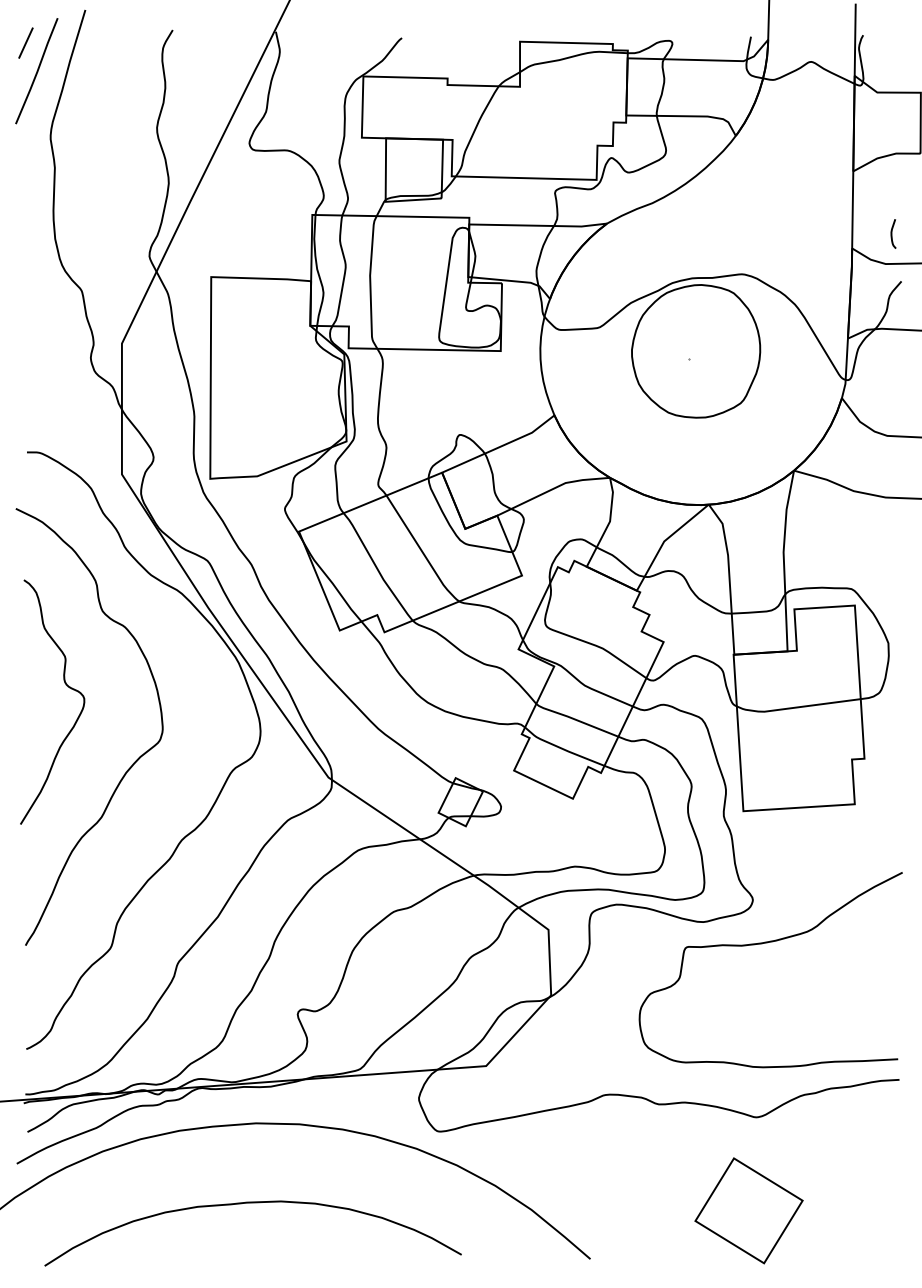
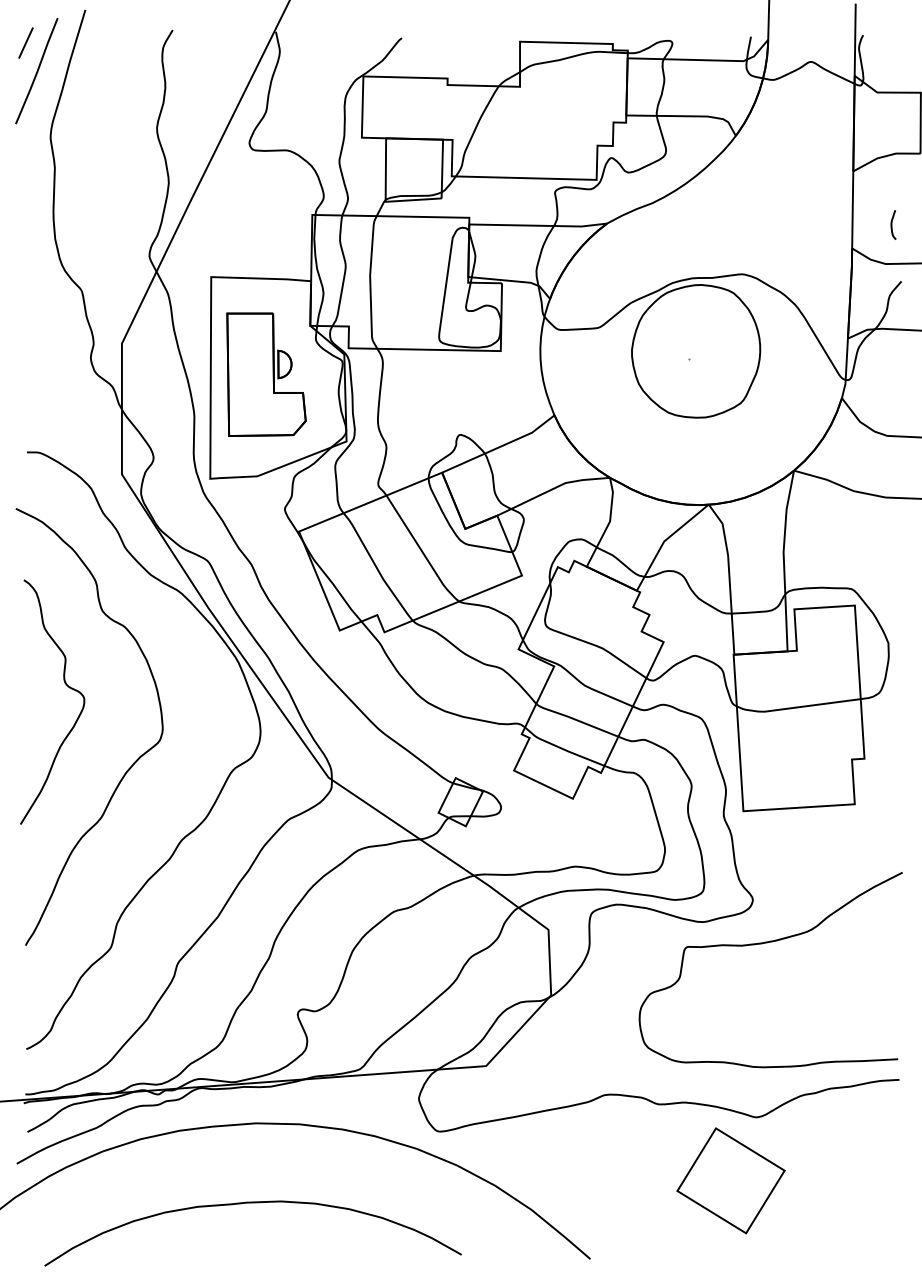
curve position: (892, 233) -> (892, 224) (892, 224)
part: none -> present (266, 374)
part position: (748, 1210) -> (730, 1180) (730, 1180)
